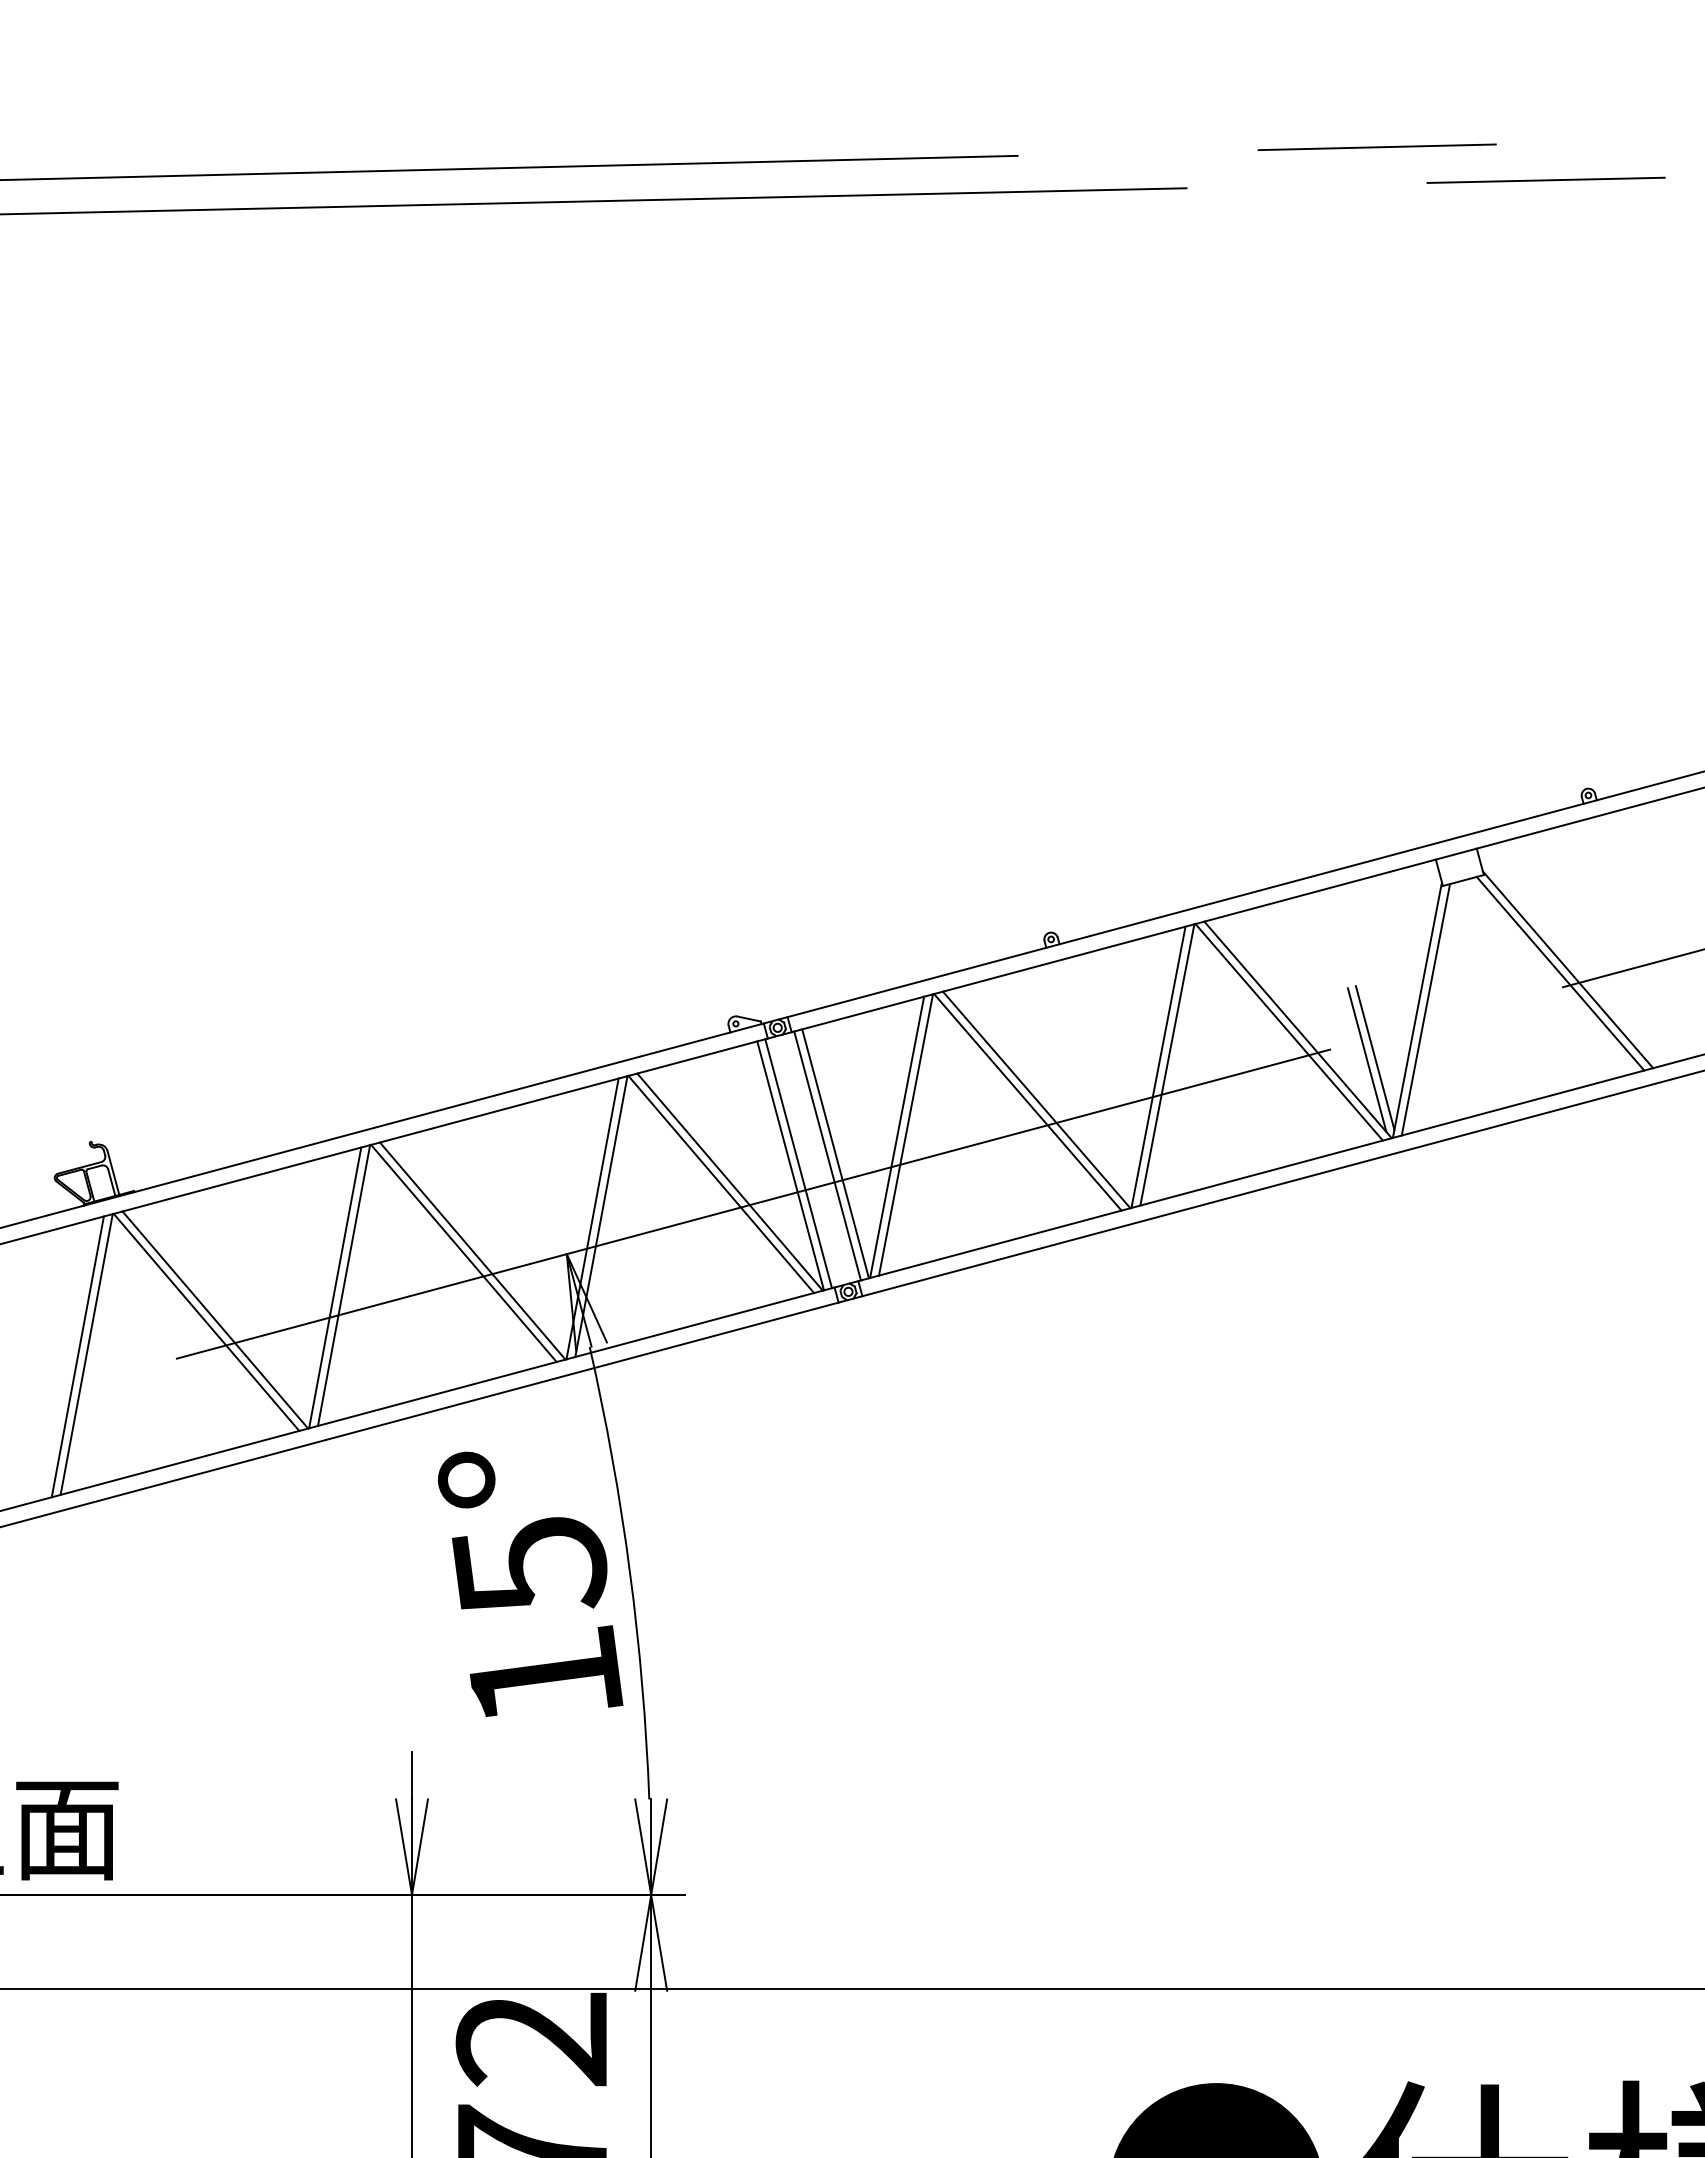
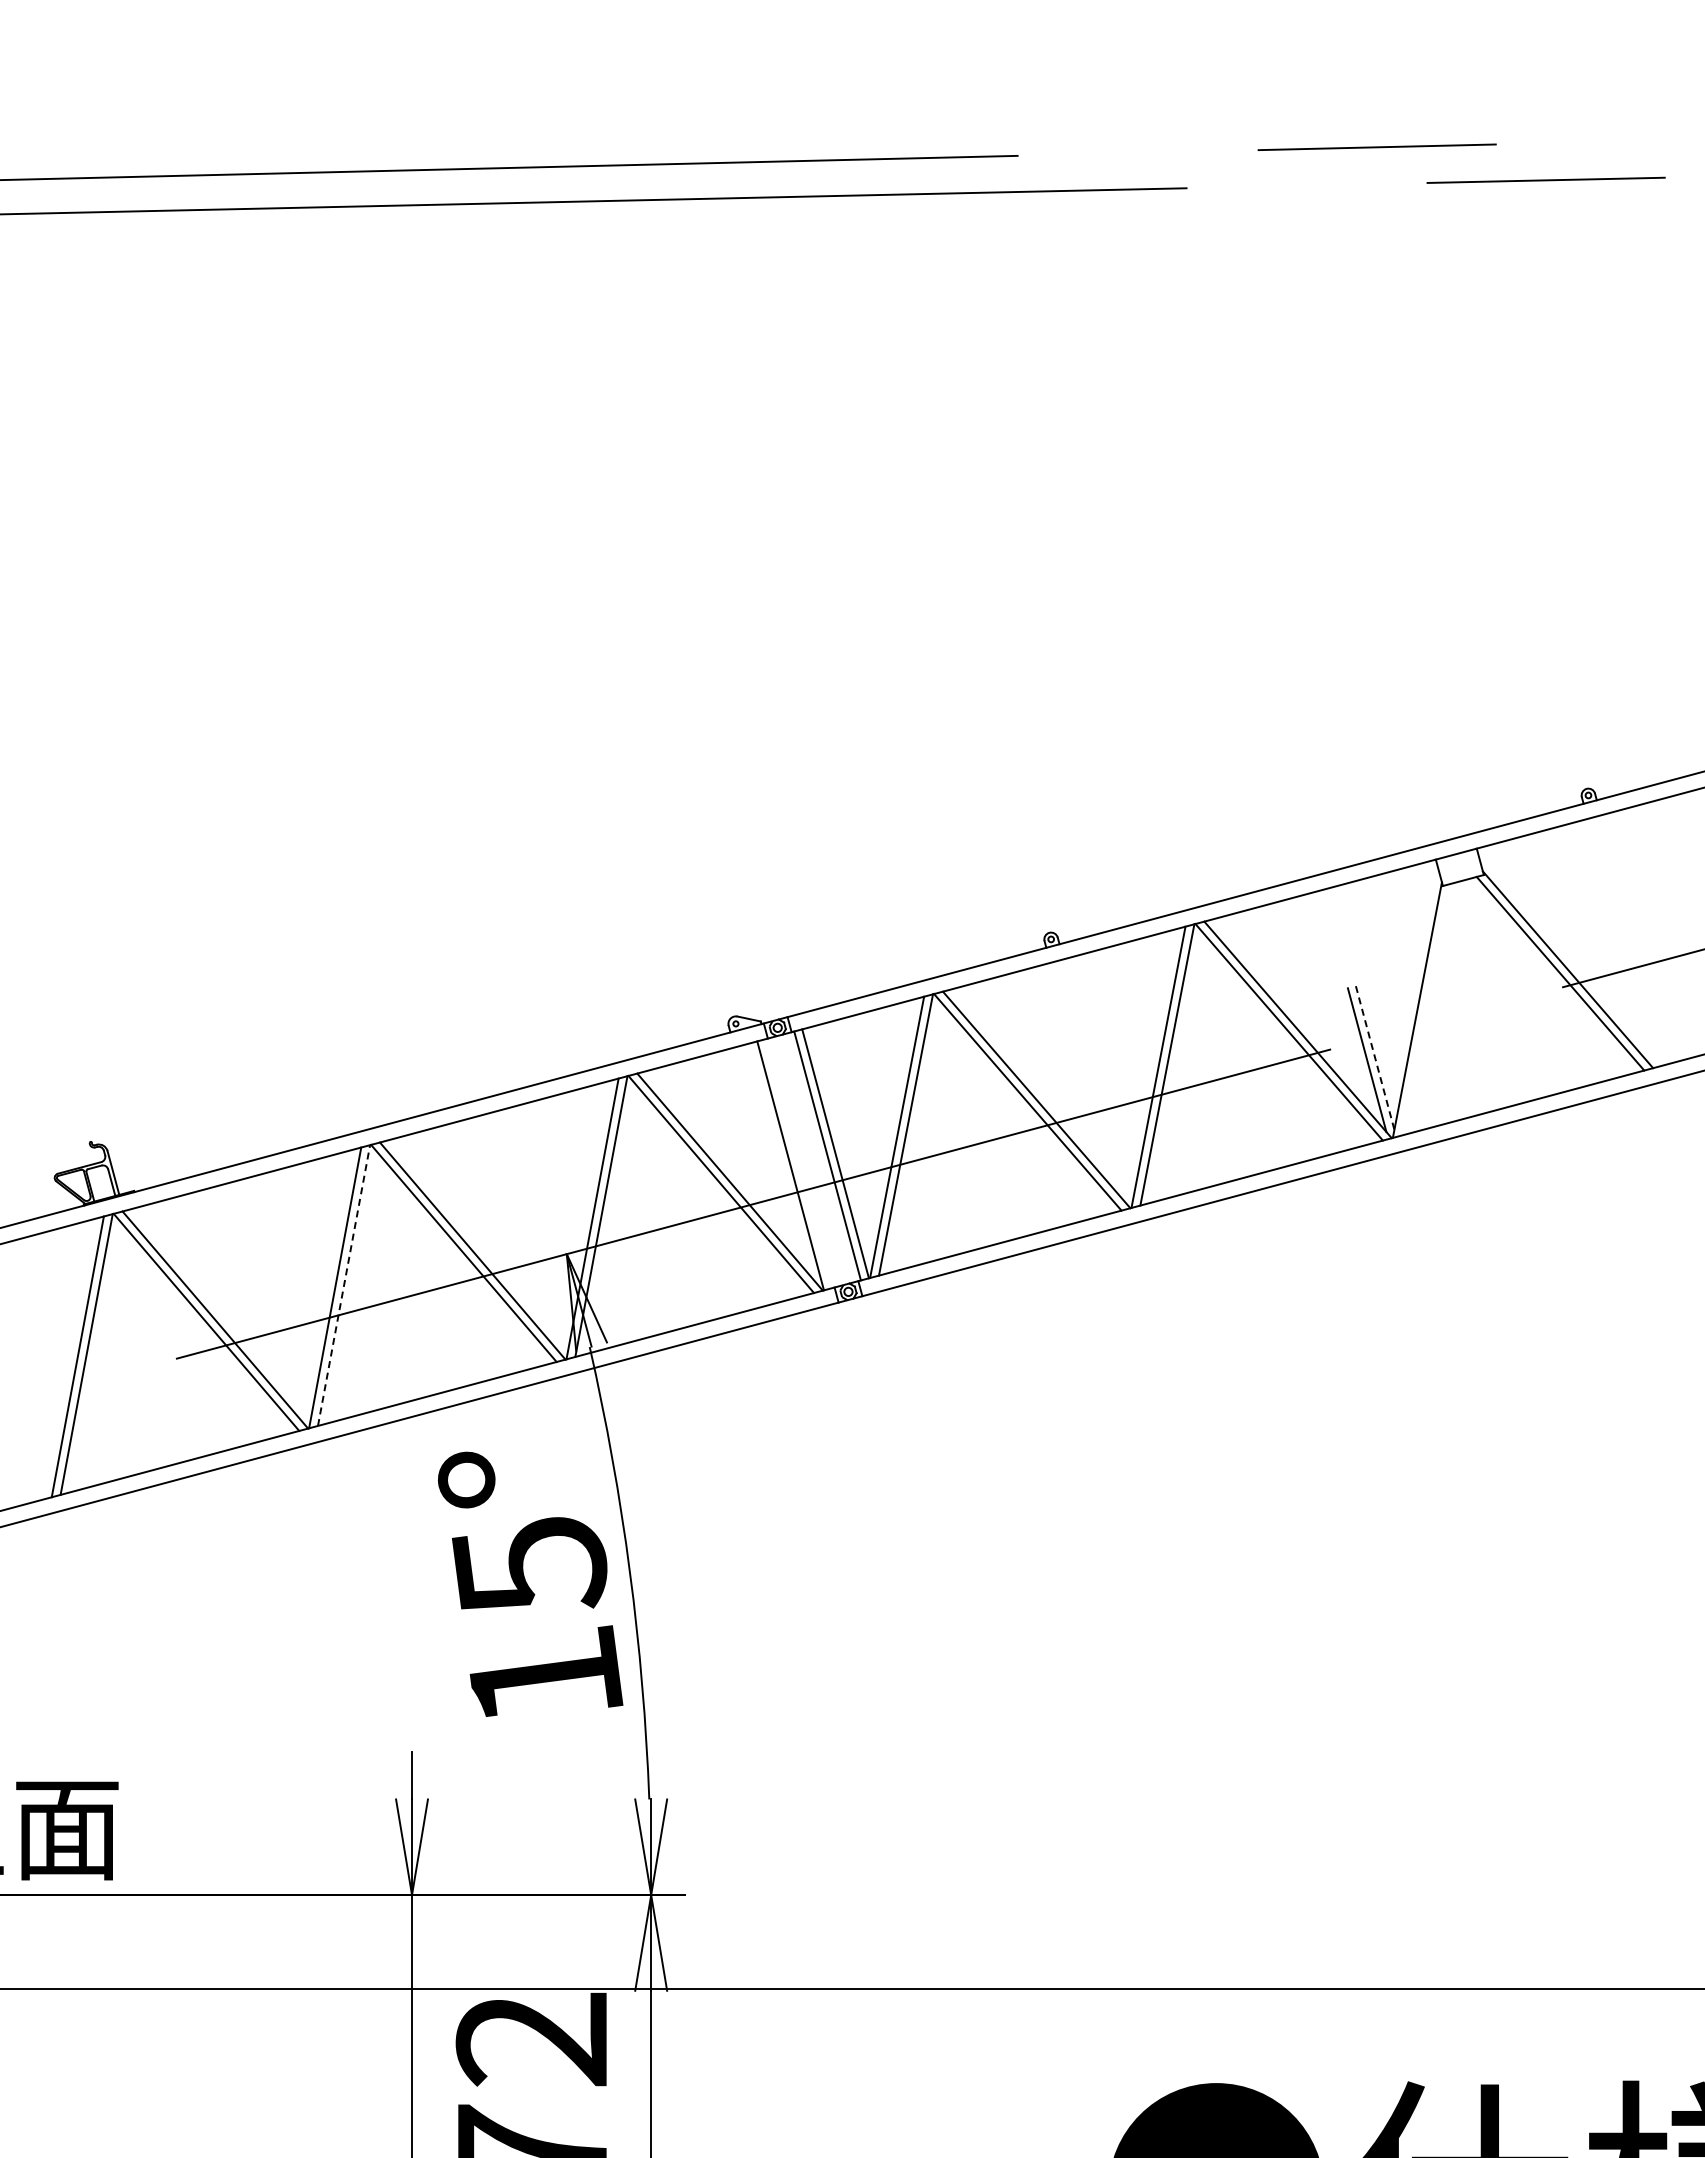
line: present -> none (1425, 1009)
line: solid -> dashed (1375, 1058)
line: present -> none (798, 1163)
line: solid -> dashed (344, 1285)
